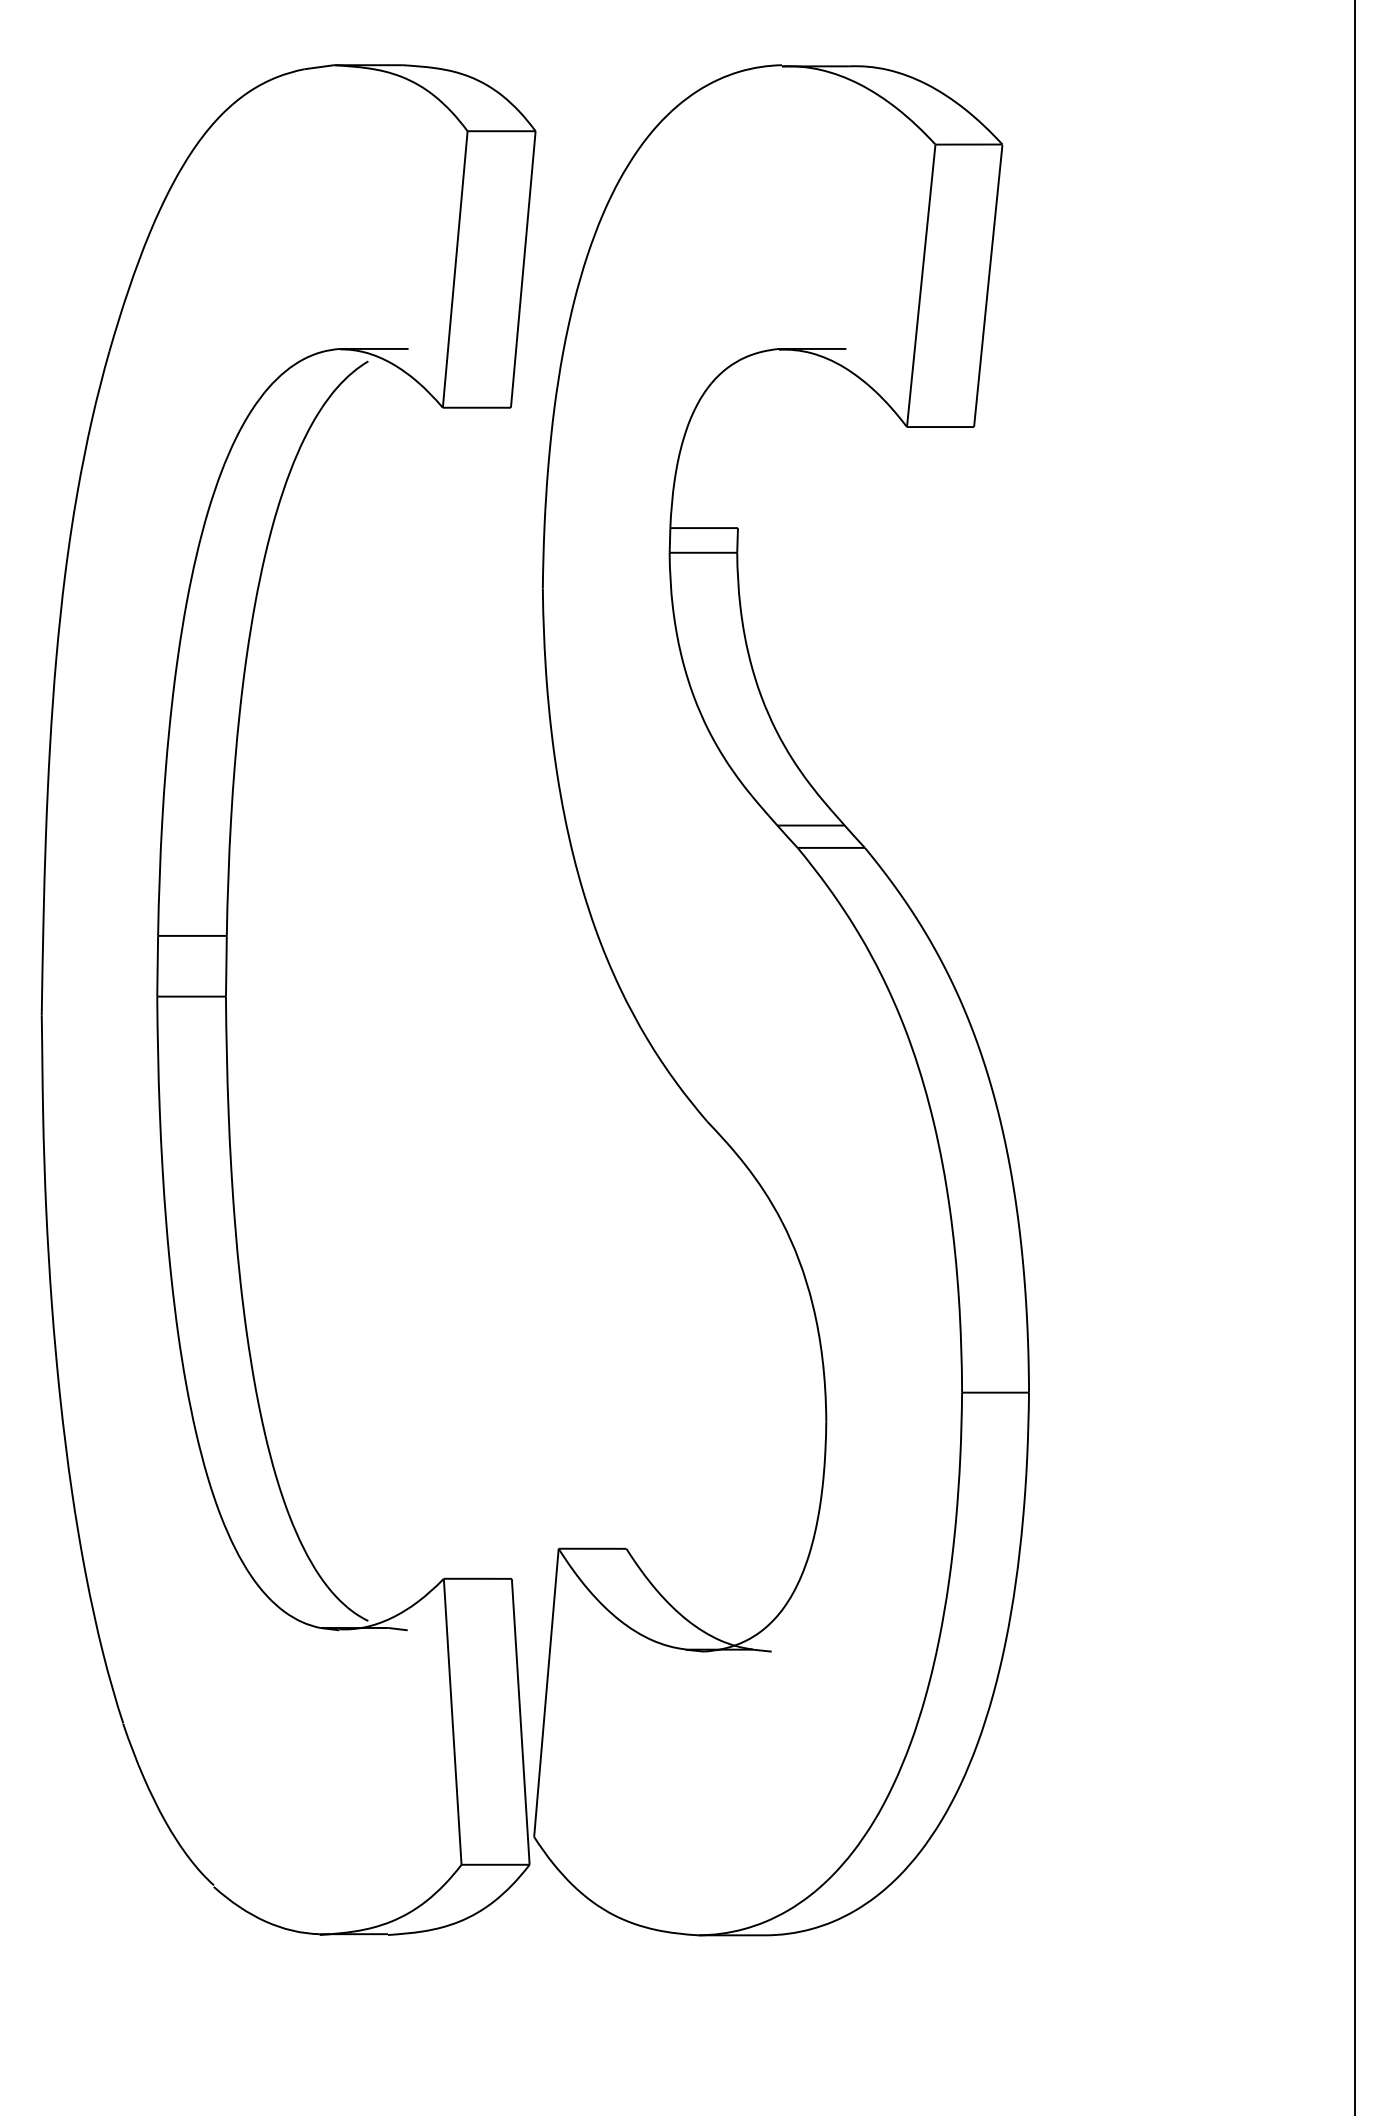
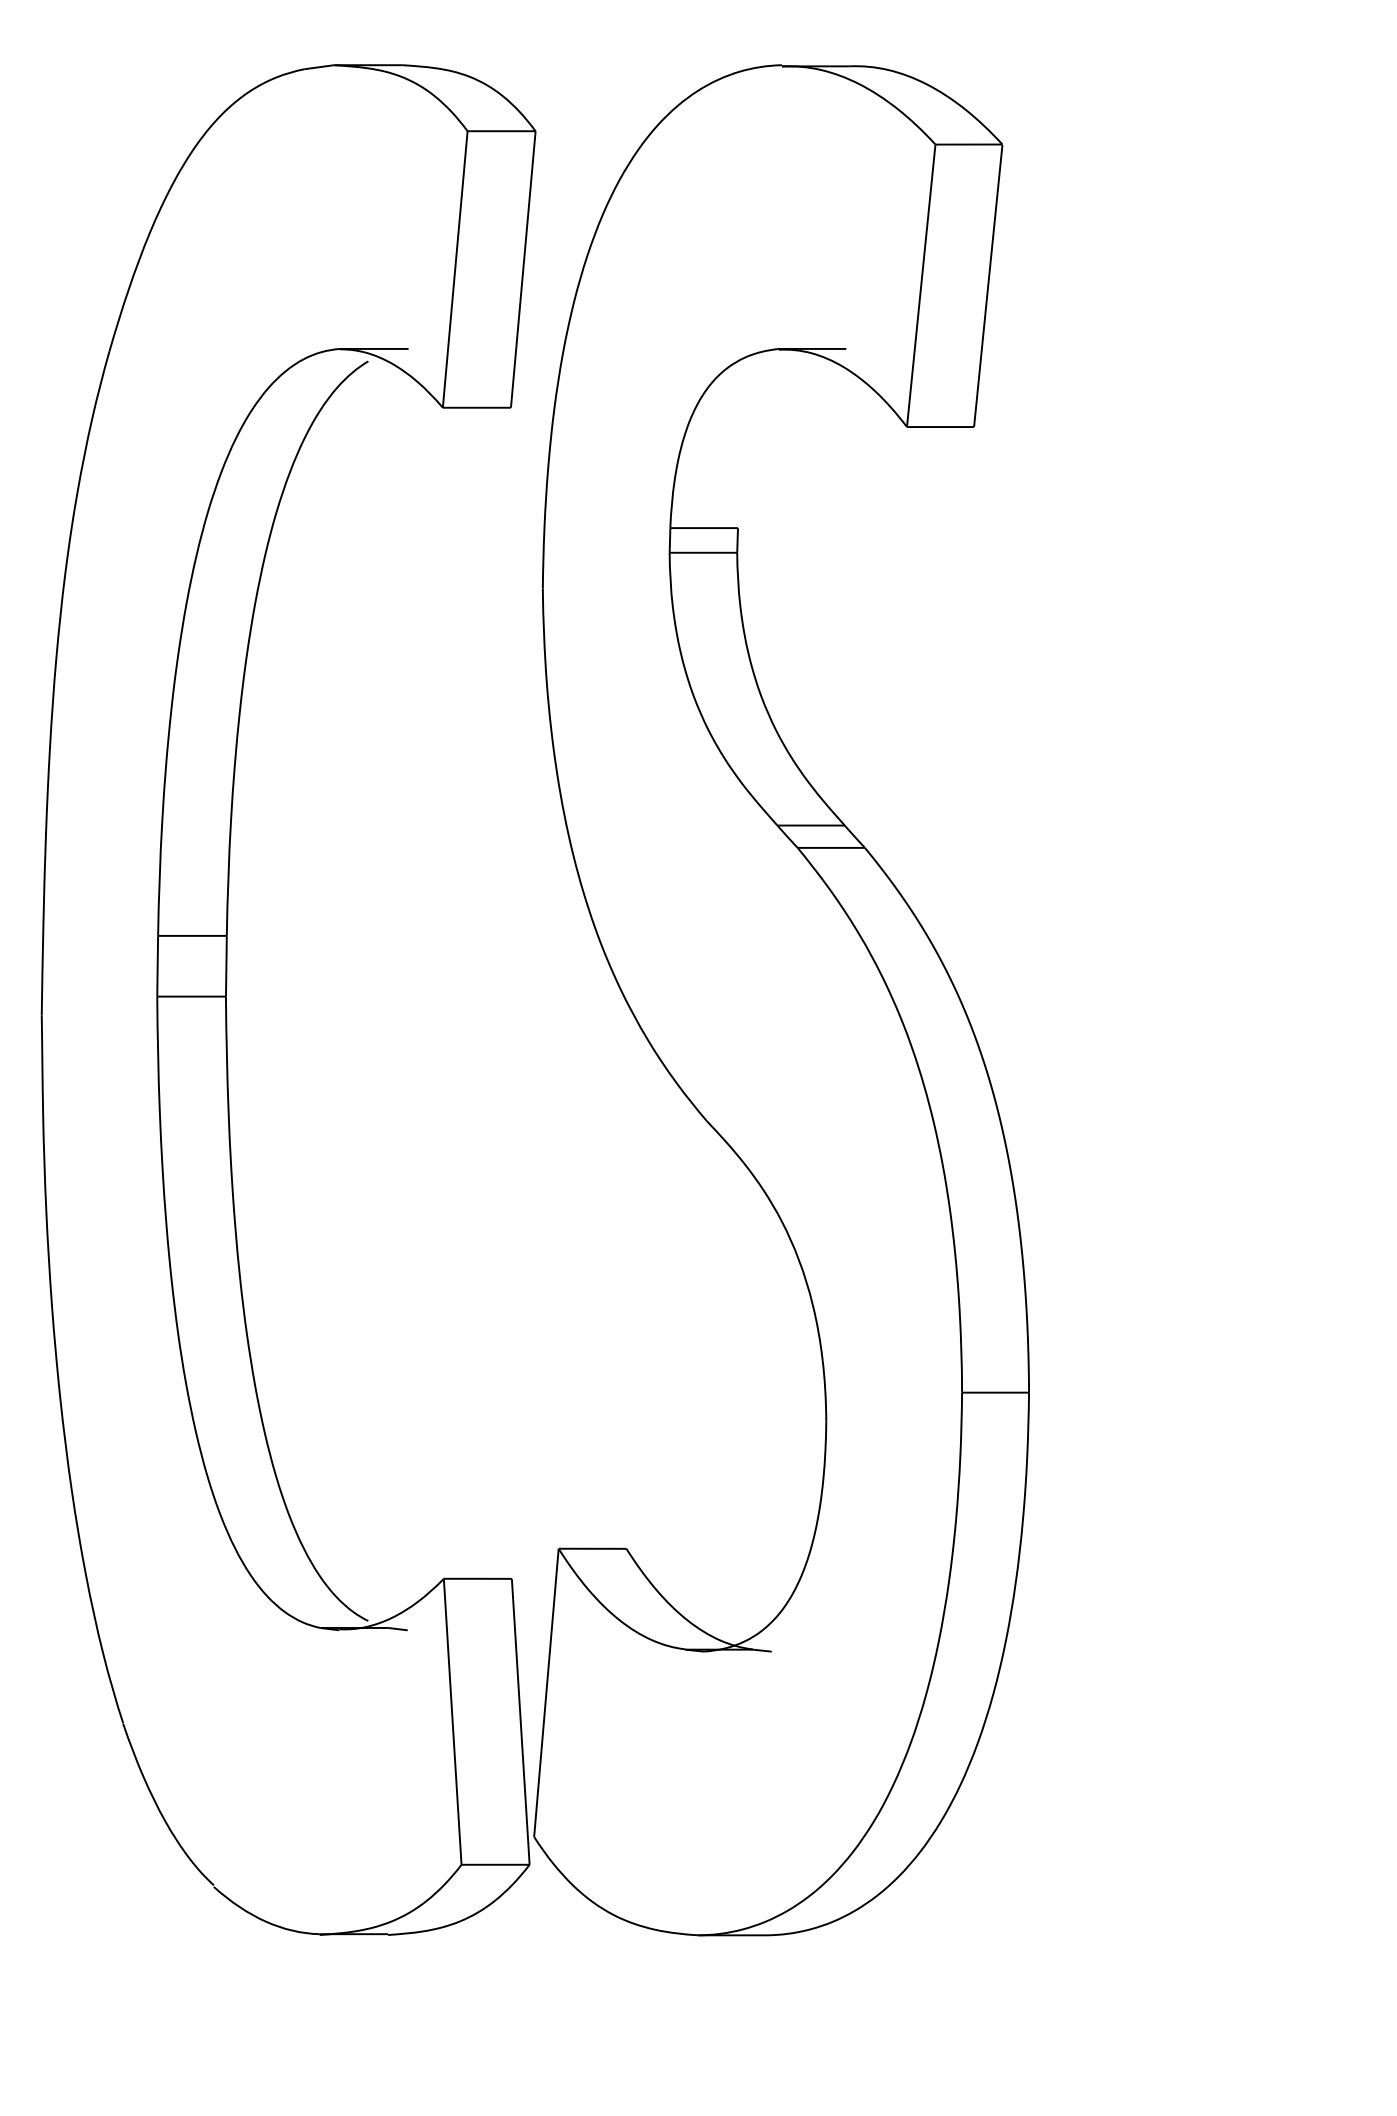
line: present -> none (1355, 1057)
